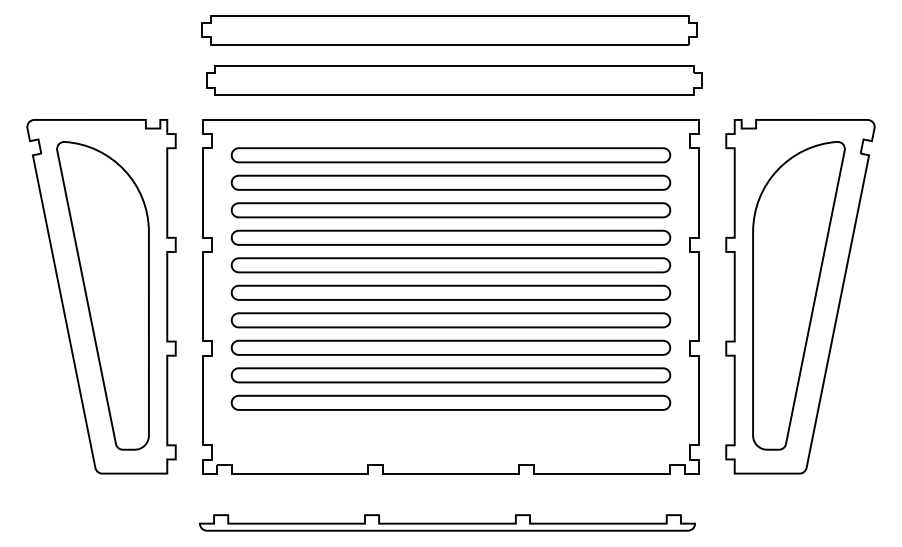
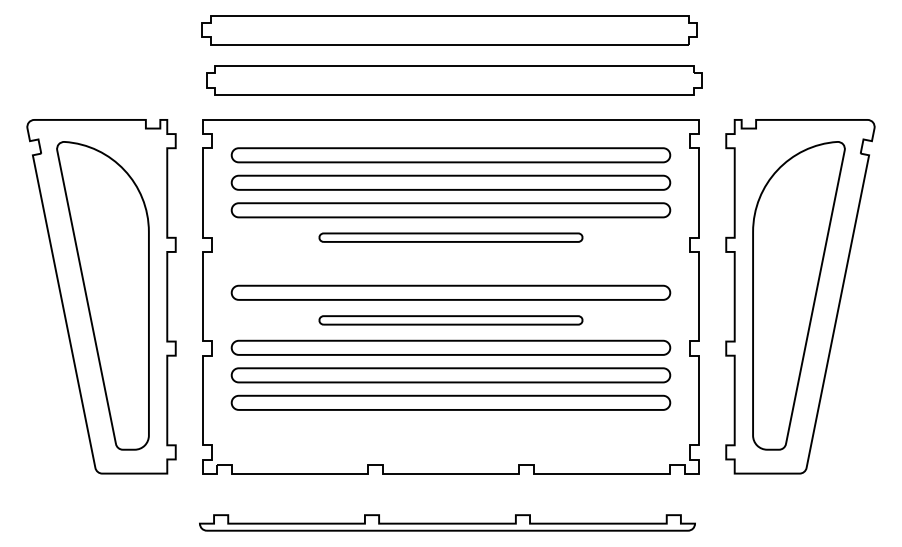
part size: 442x17 px -> 266x11 px (450, 237)
part: present -> none (450, 265)
part size: 442x17 px -> 266x11 px (450, 320)
